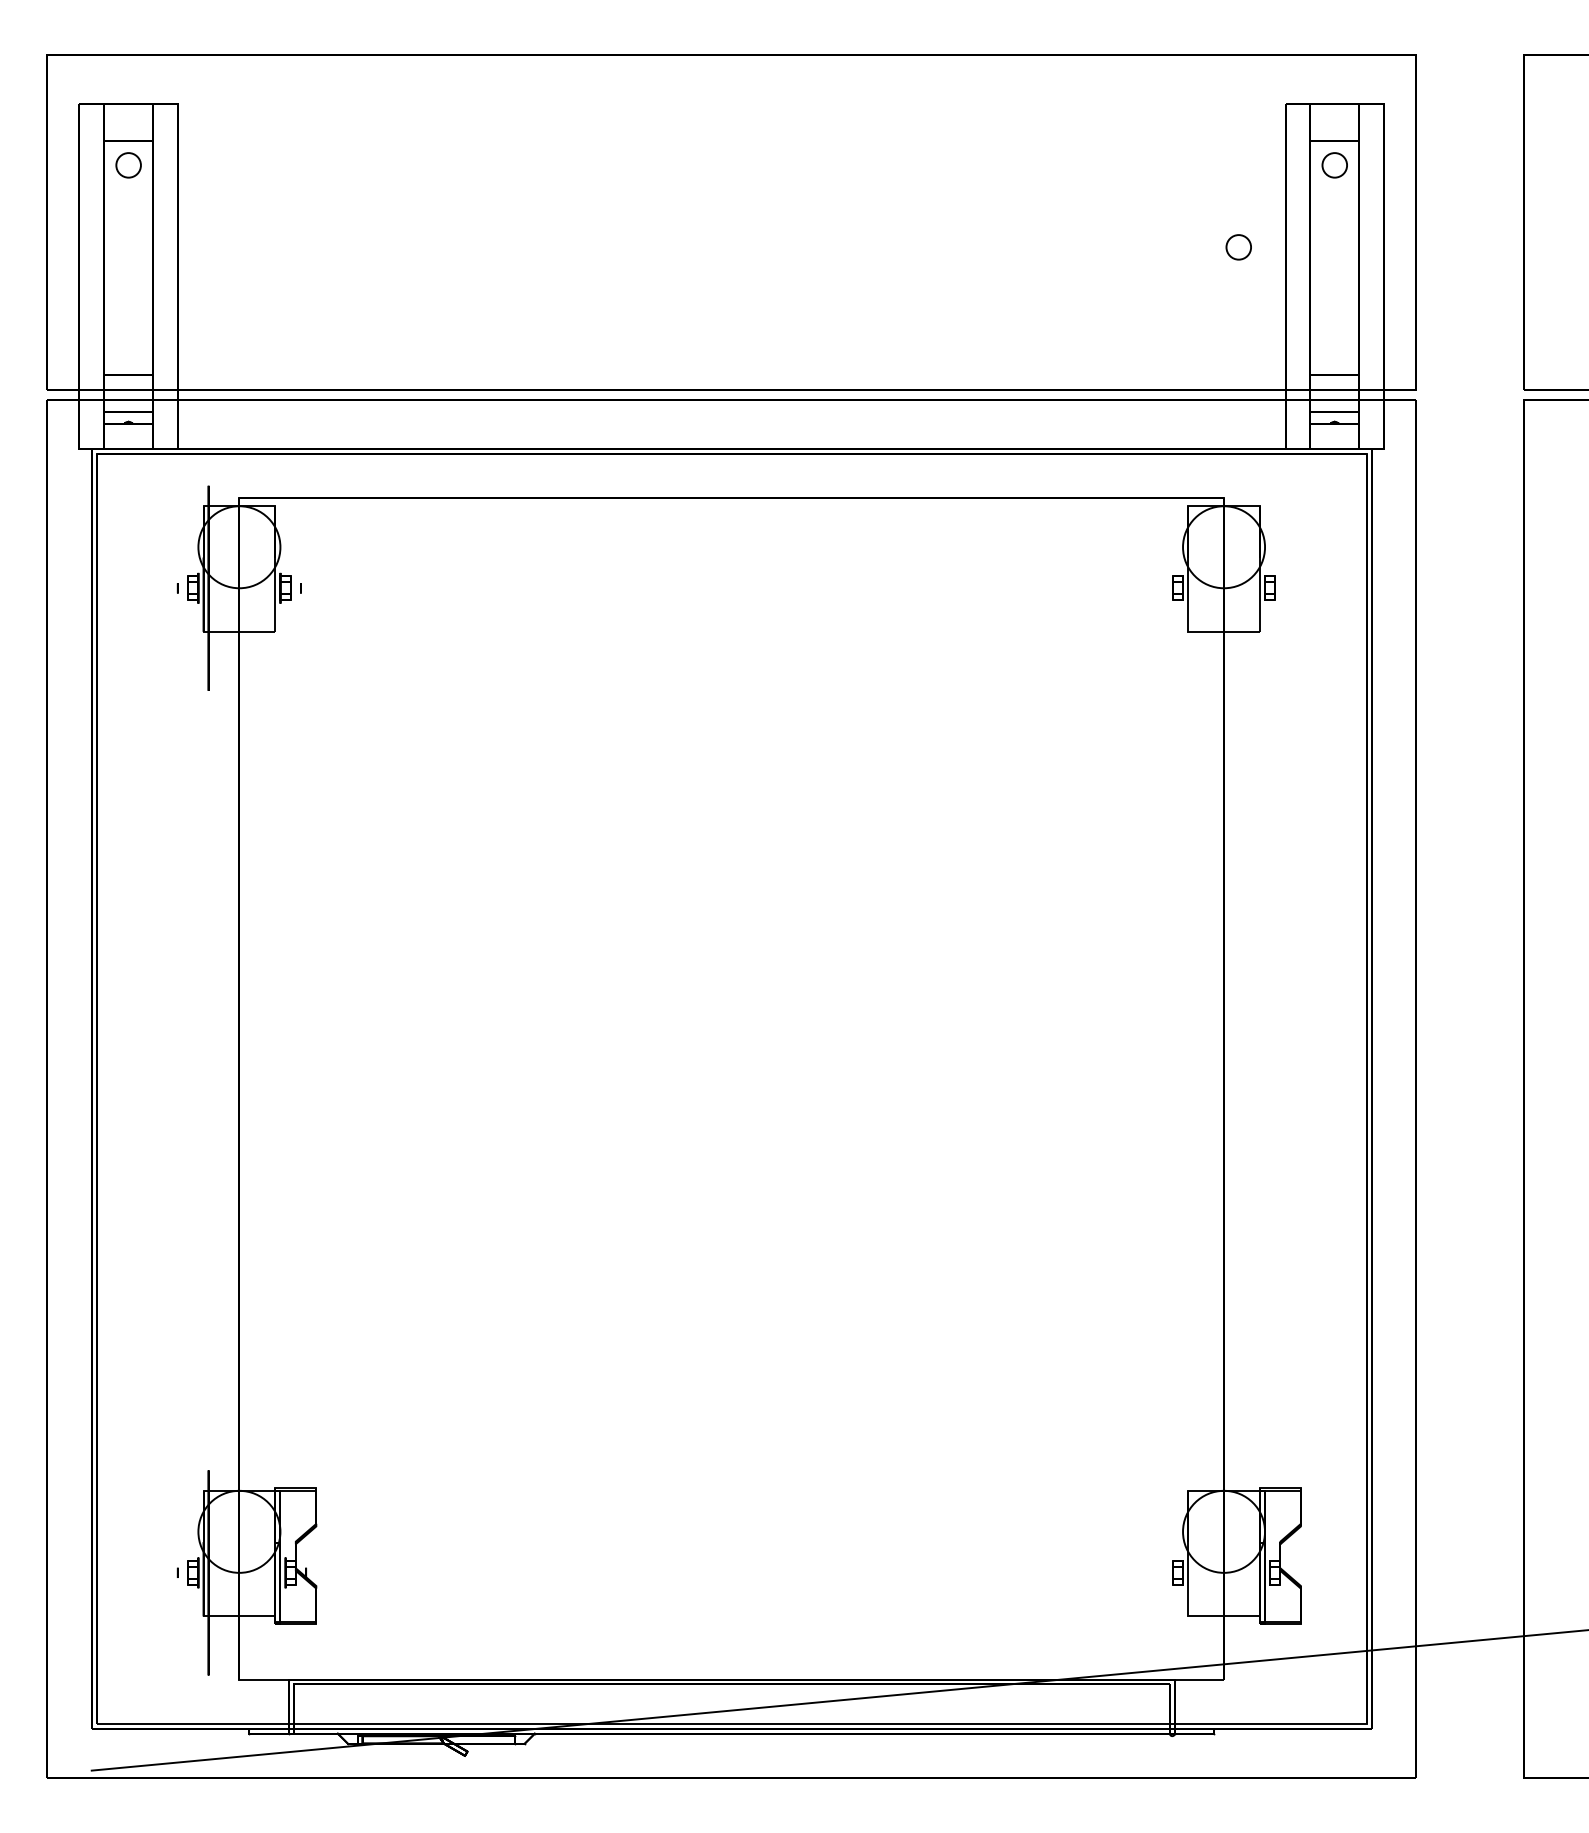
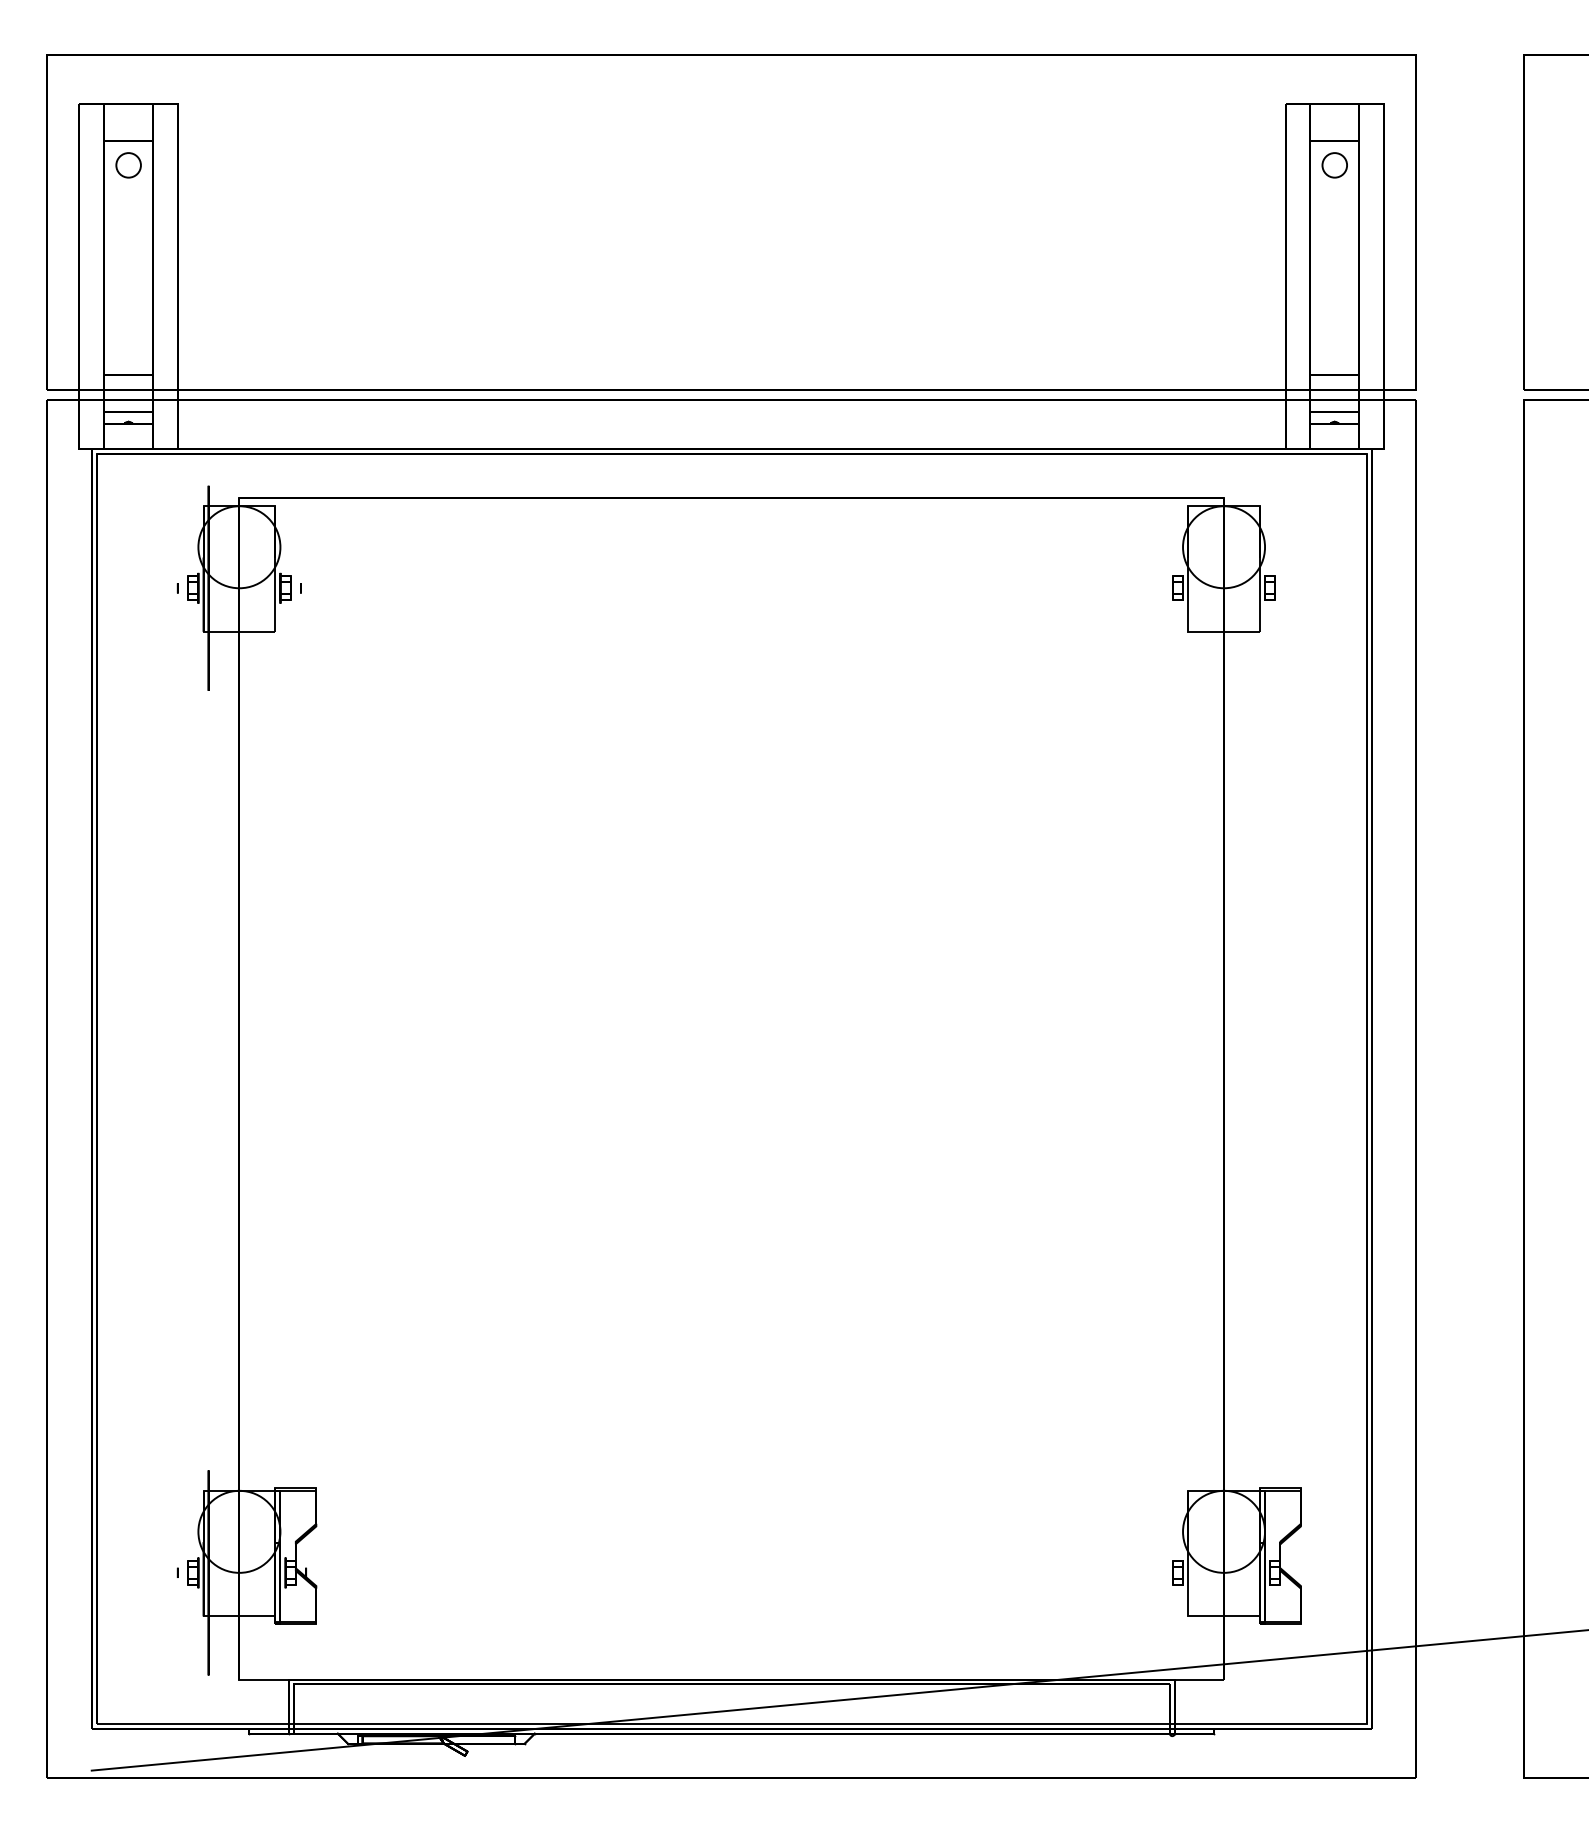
circle: present -> none (1238, 247)
